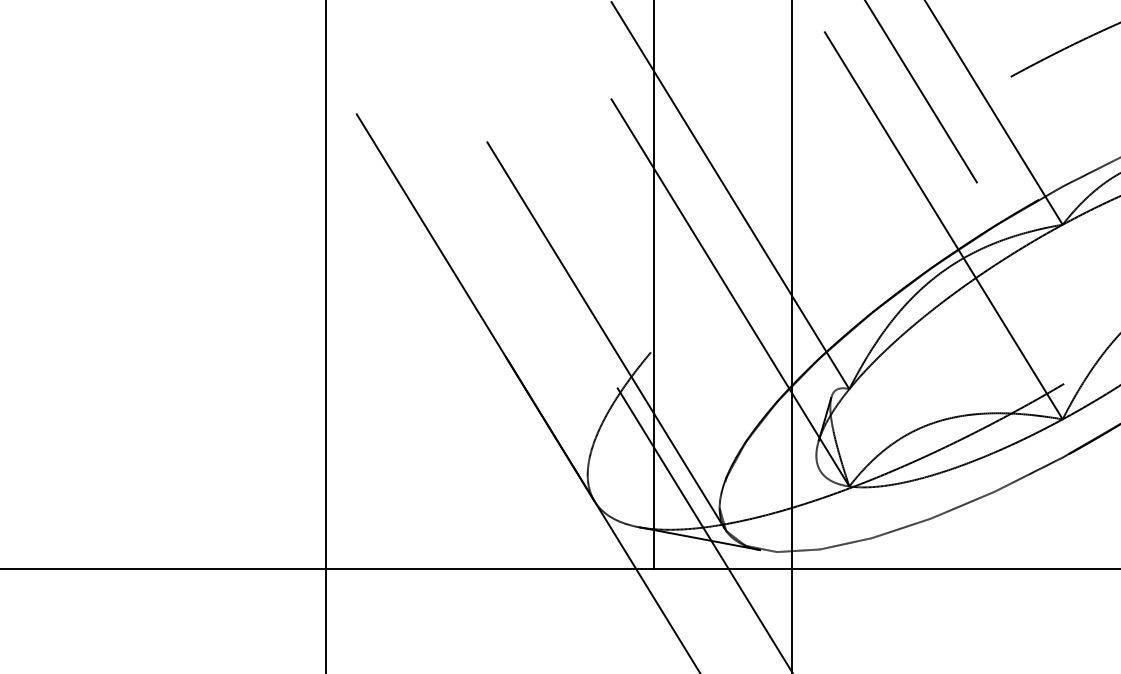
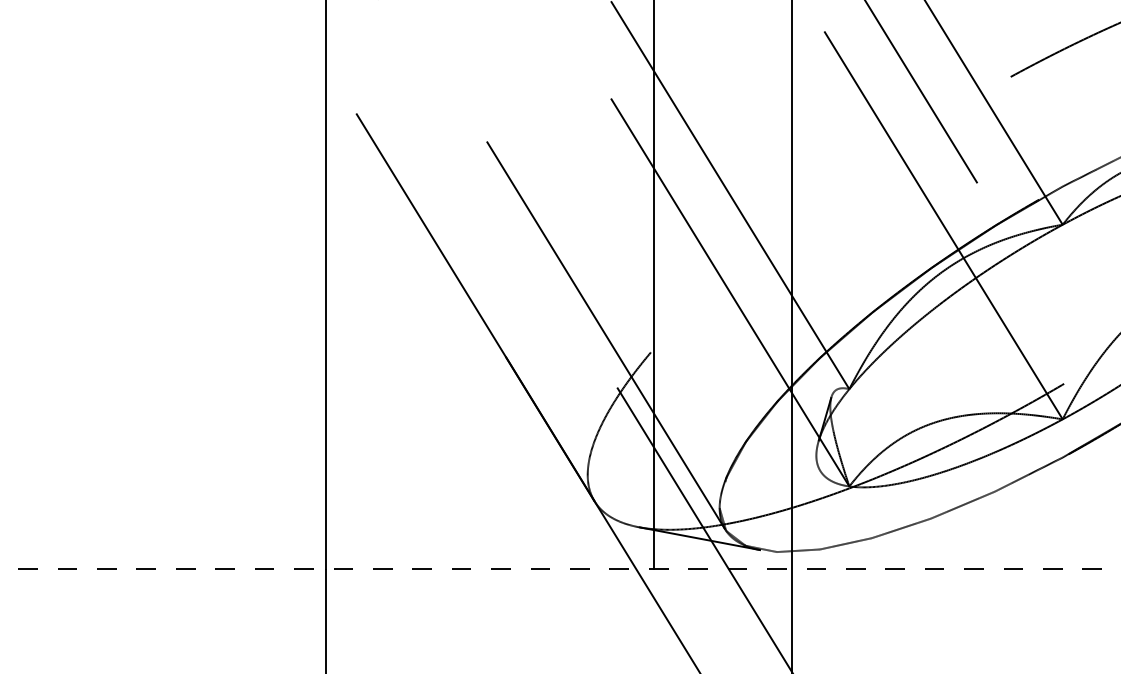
line: solid -> dashed (560, 569)
